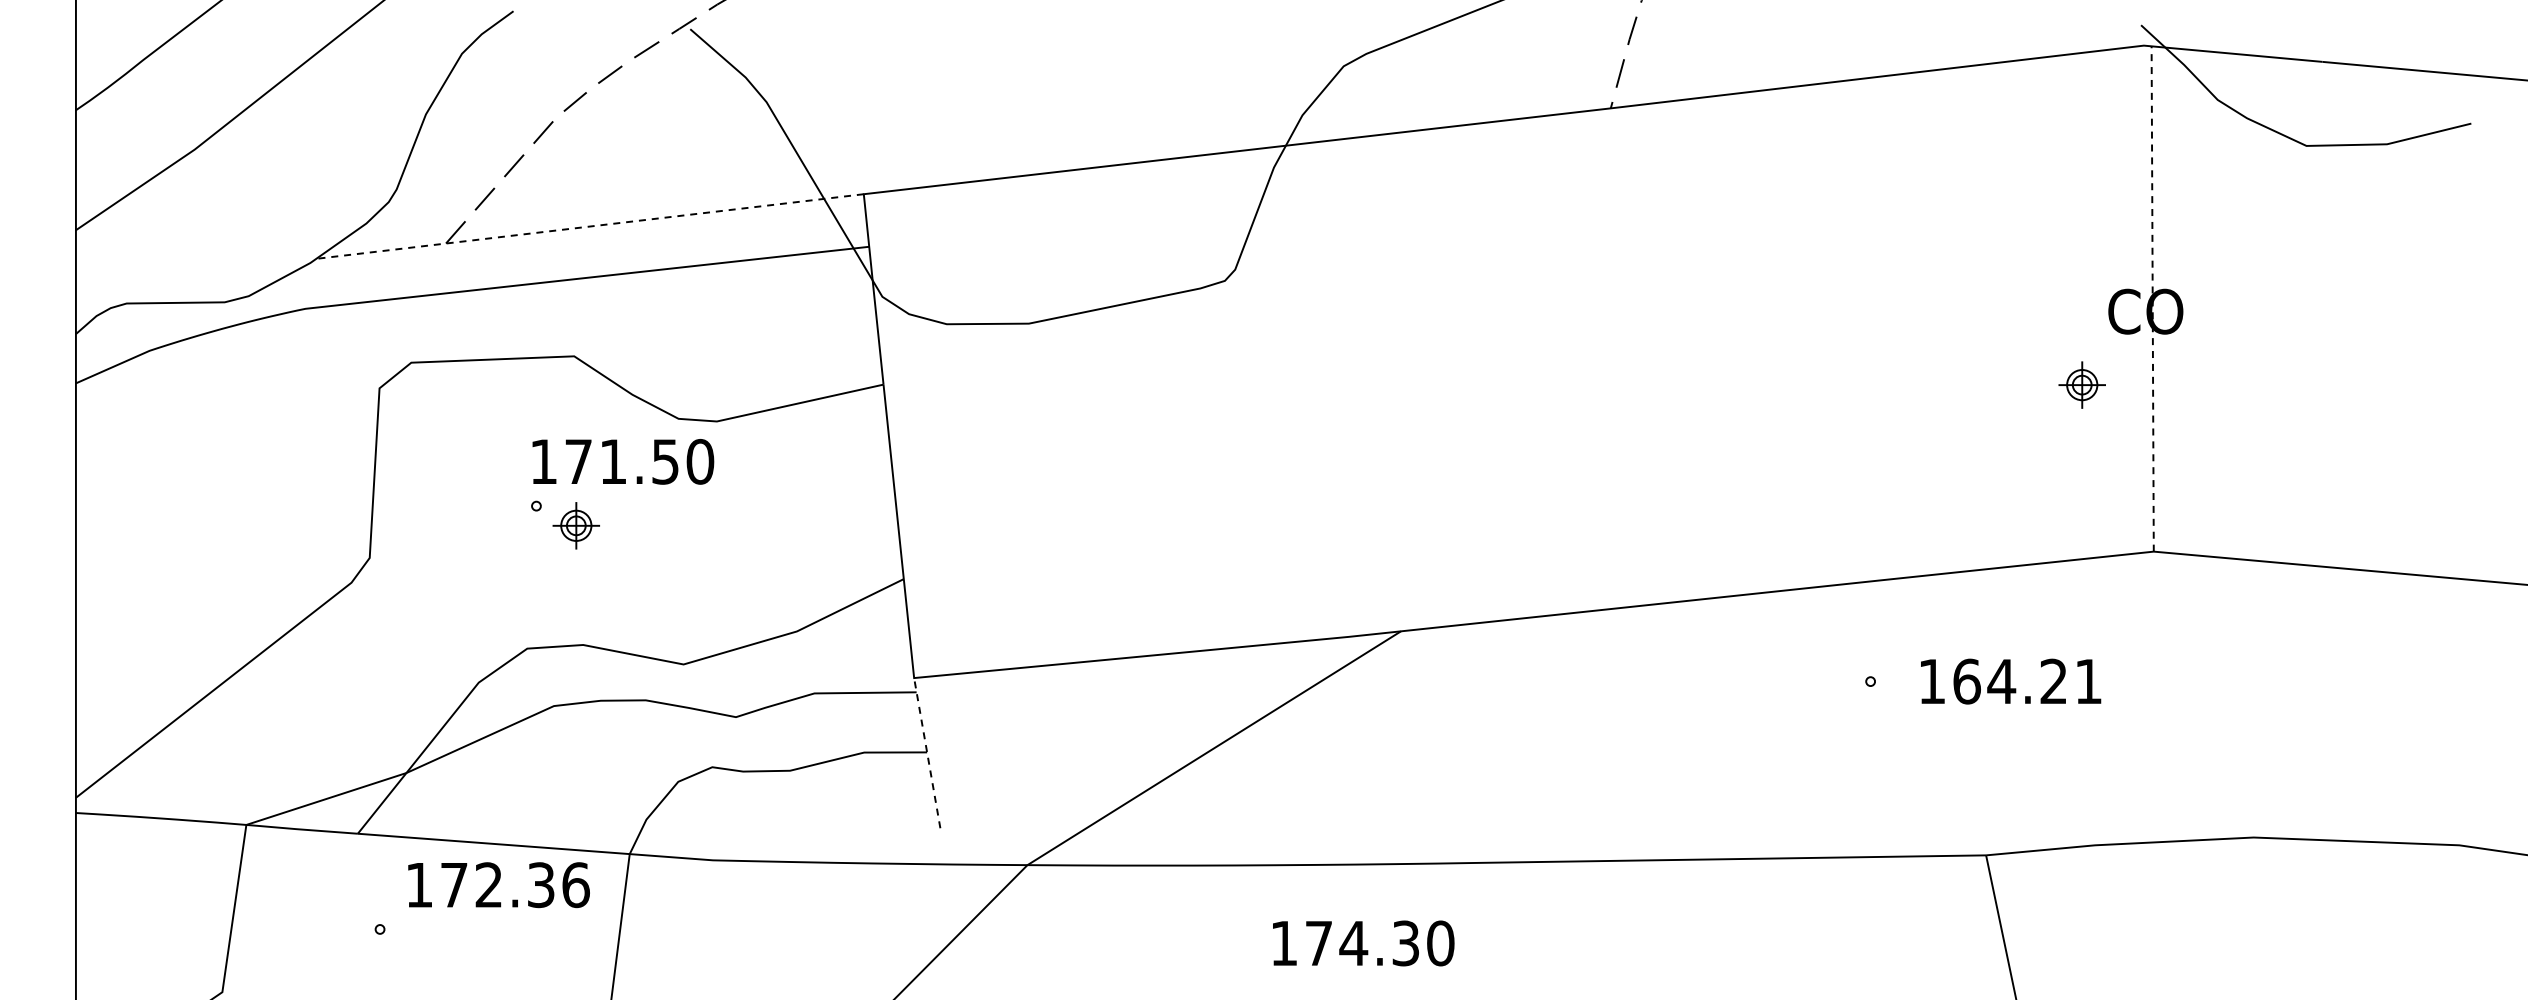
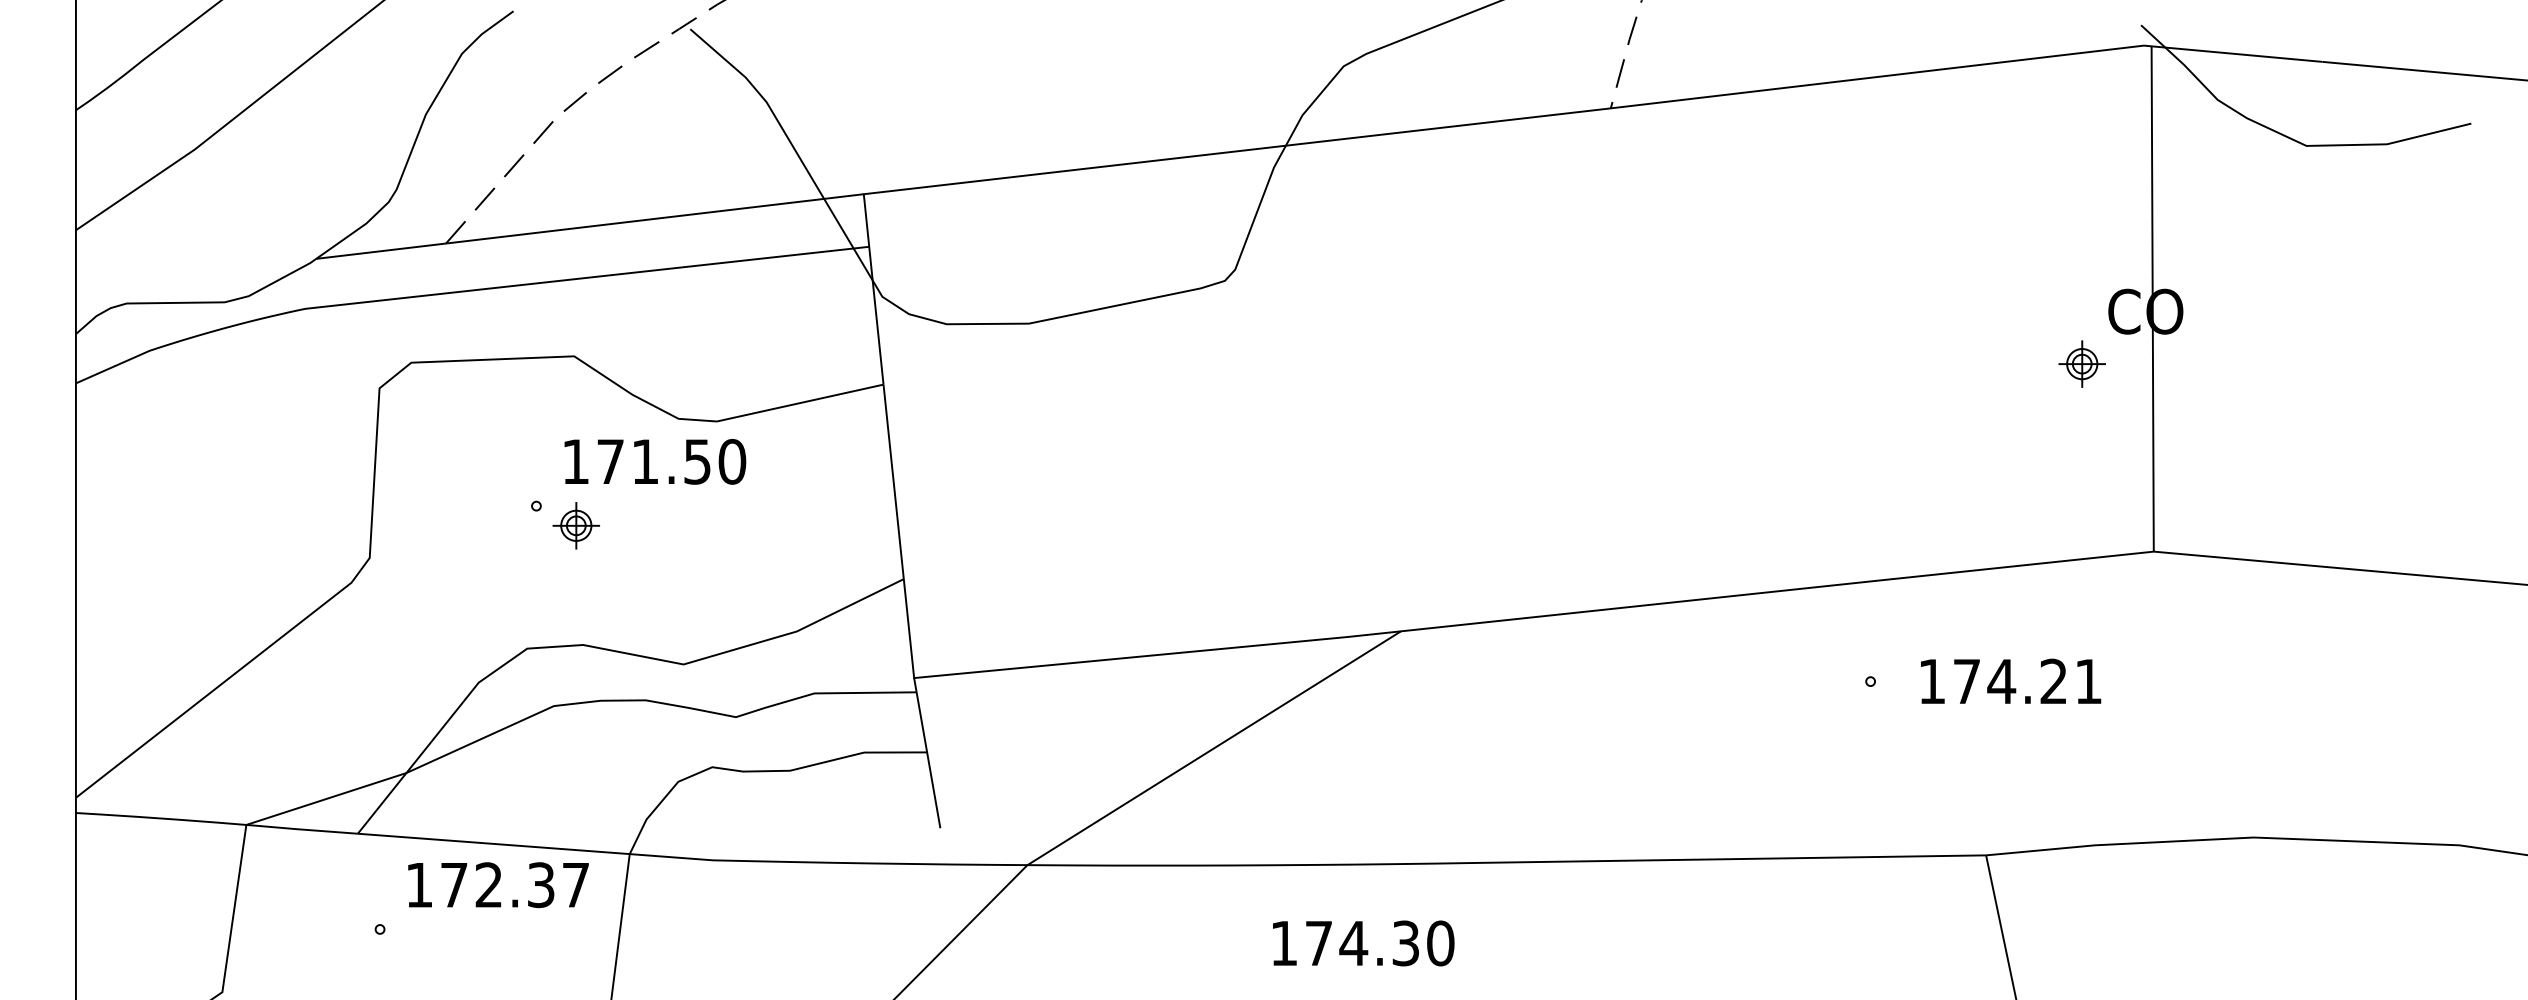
line: dashed -> solid (590, 226)
line: dashed -> solid (2152, 298)
part position: (2081, 384) -> (2081, 363) (2081, 363)
text position: (623, 461) -> (655, 461) (655, 461)
text: 164.21 -> 174.21 (1966, 681)
line: dashed -> solid (927, 752)
text: 172.36 -> 172.37 (575, 885)
